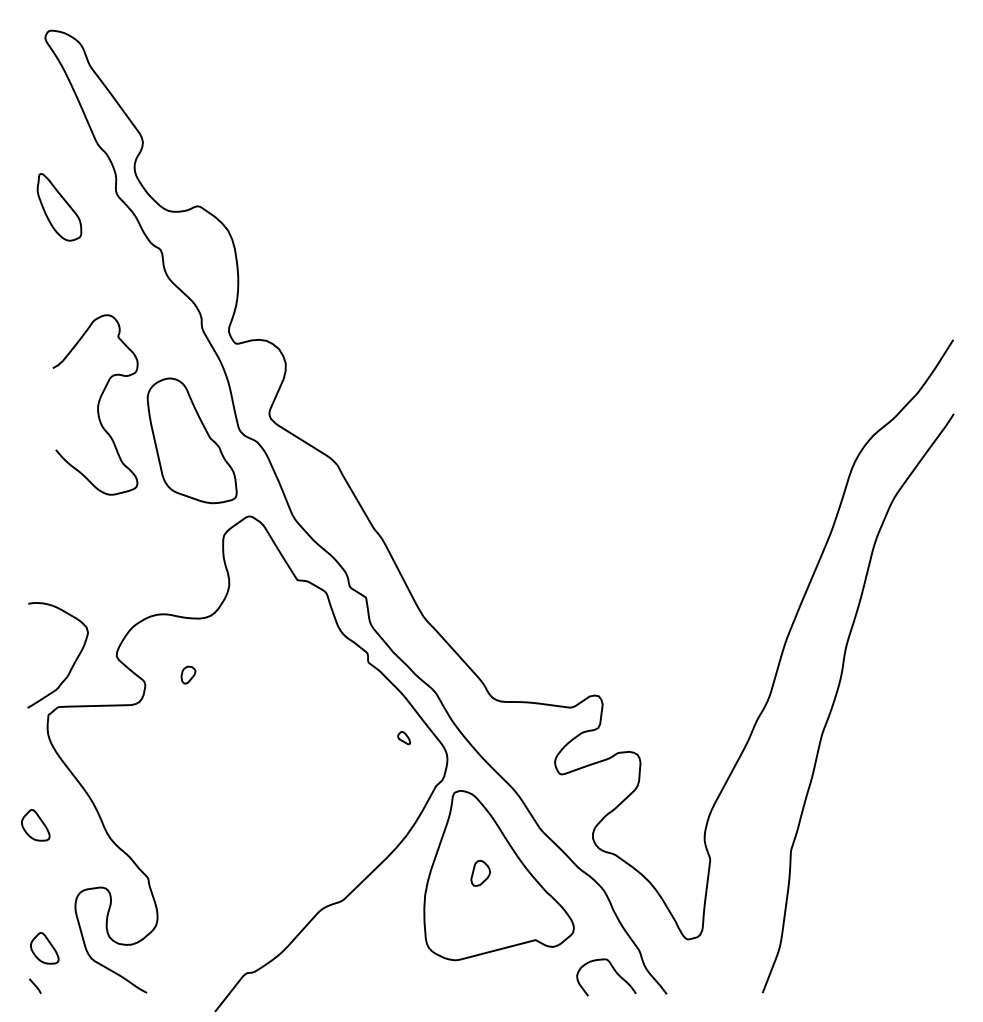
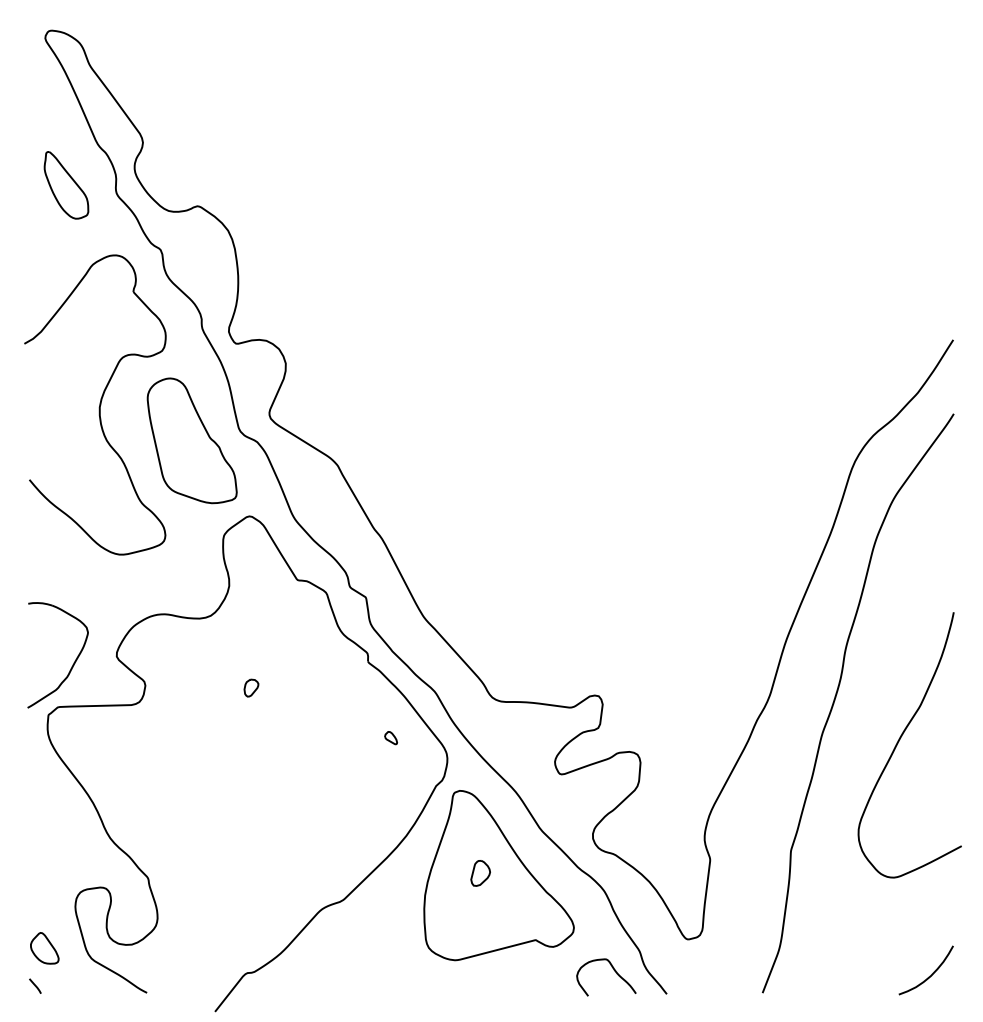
part position: (59, 207) -> (66, 185) (66, 185)
part size: 87x182 px -> 143x302 px (95, 404)
part position: (188, 674) -> (251, 687) (251, 687)
part position: (403, 738) -> (390, 738) (390, 738)
curve: none -> present (899, 741)
part: present -> none (35, 825)
curve: none -> present (928, 976)
